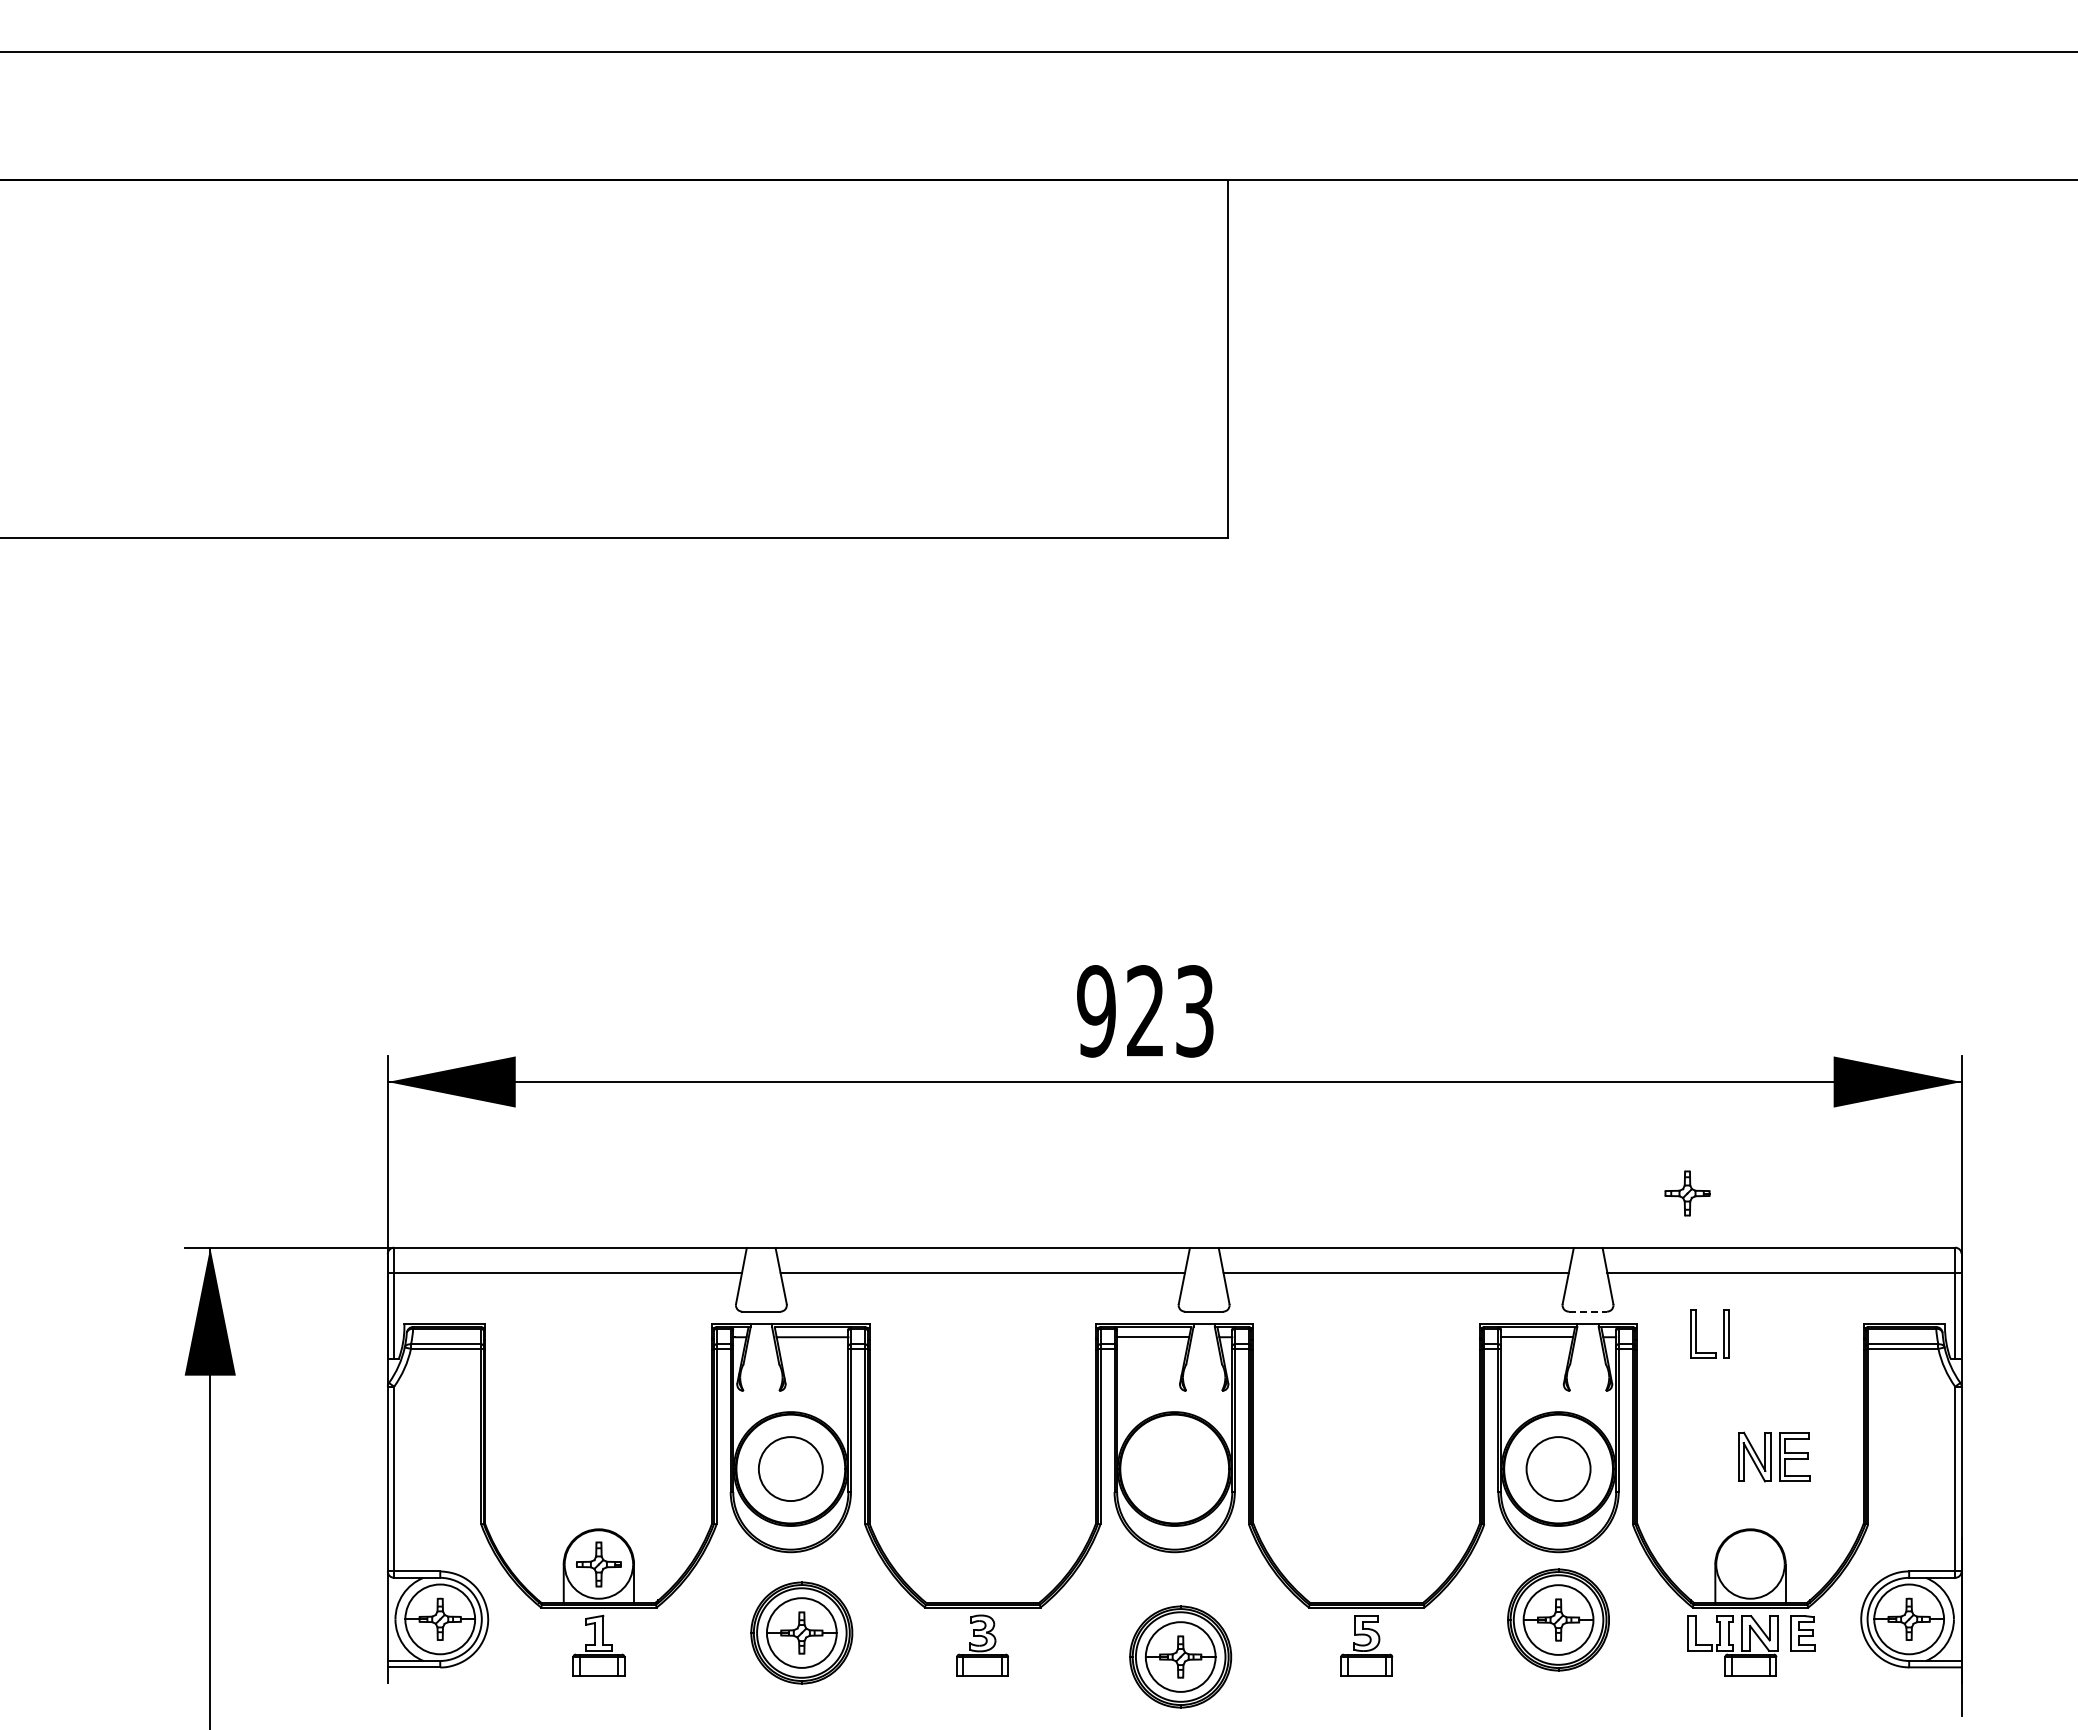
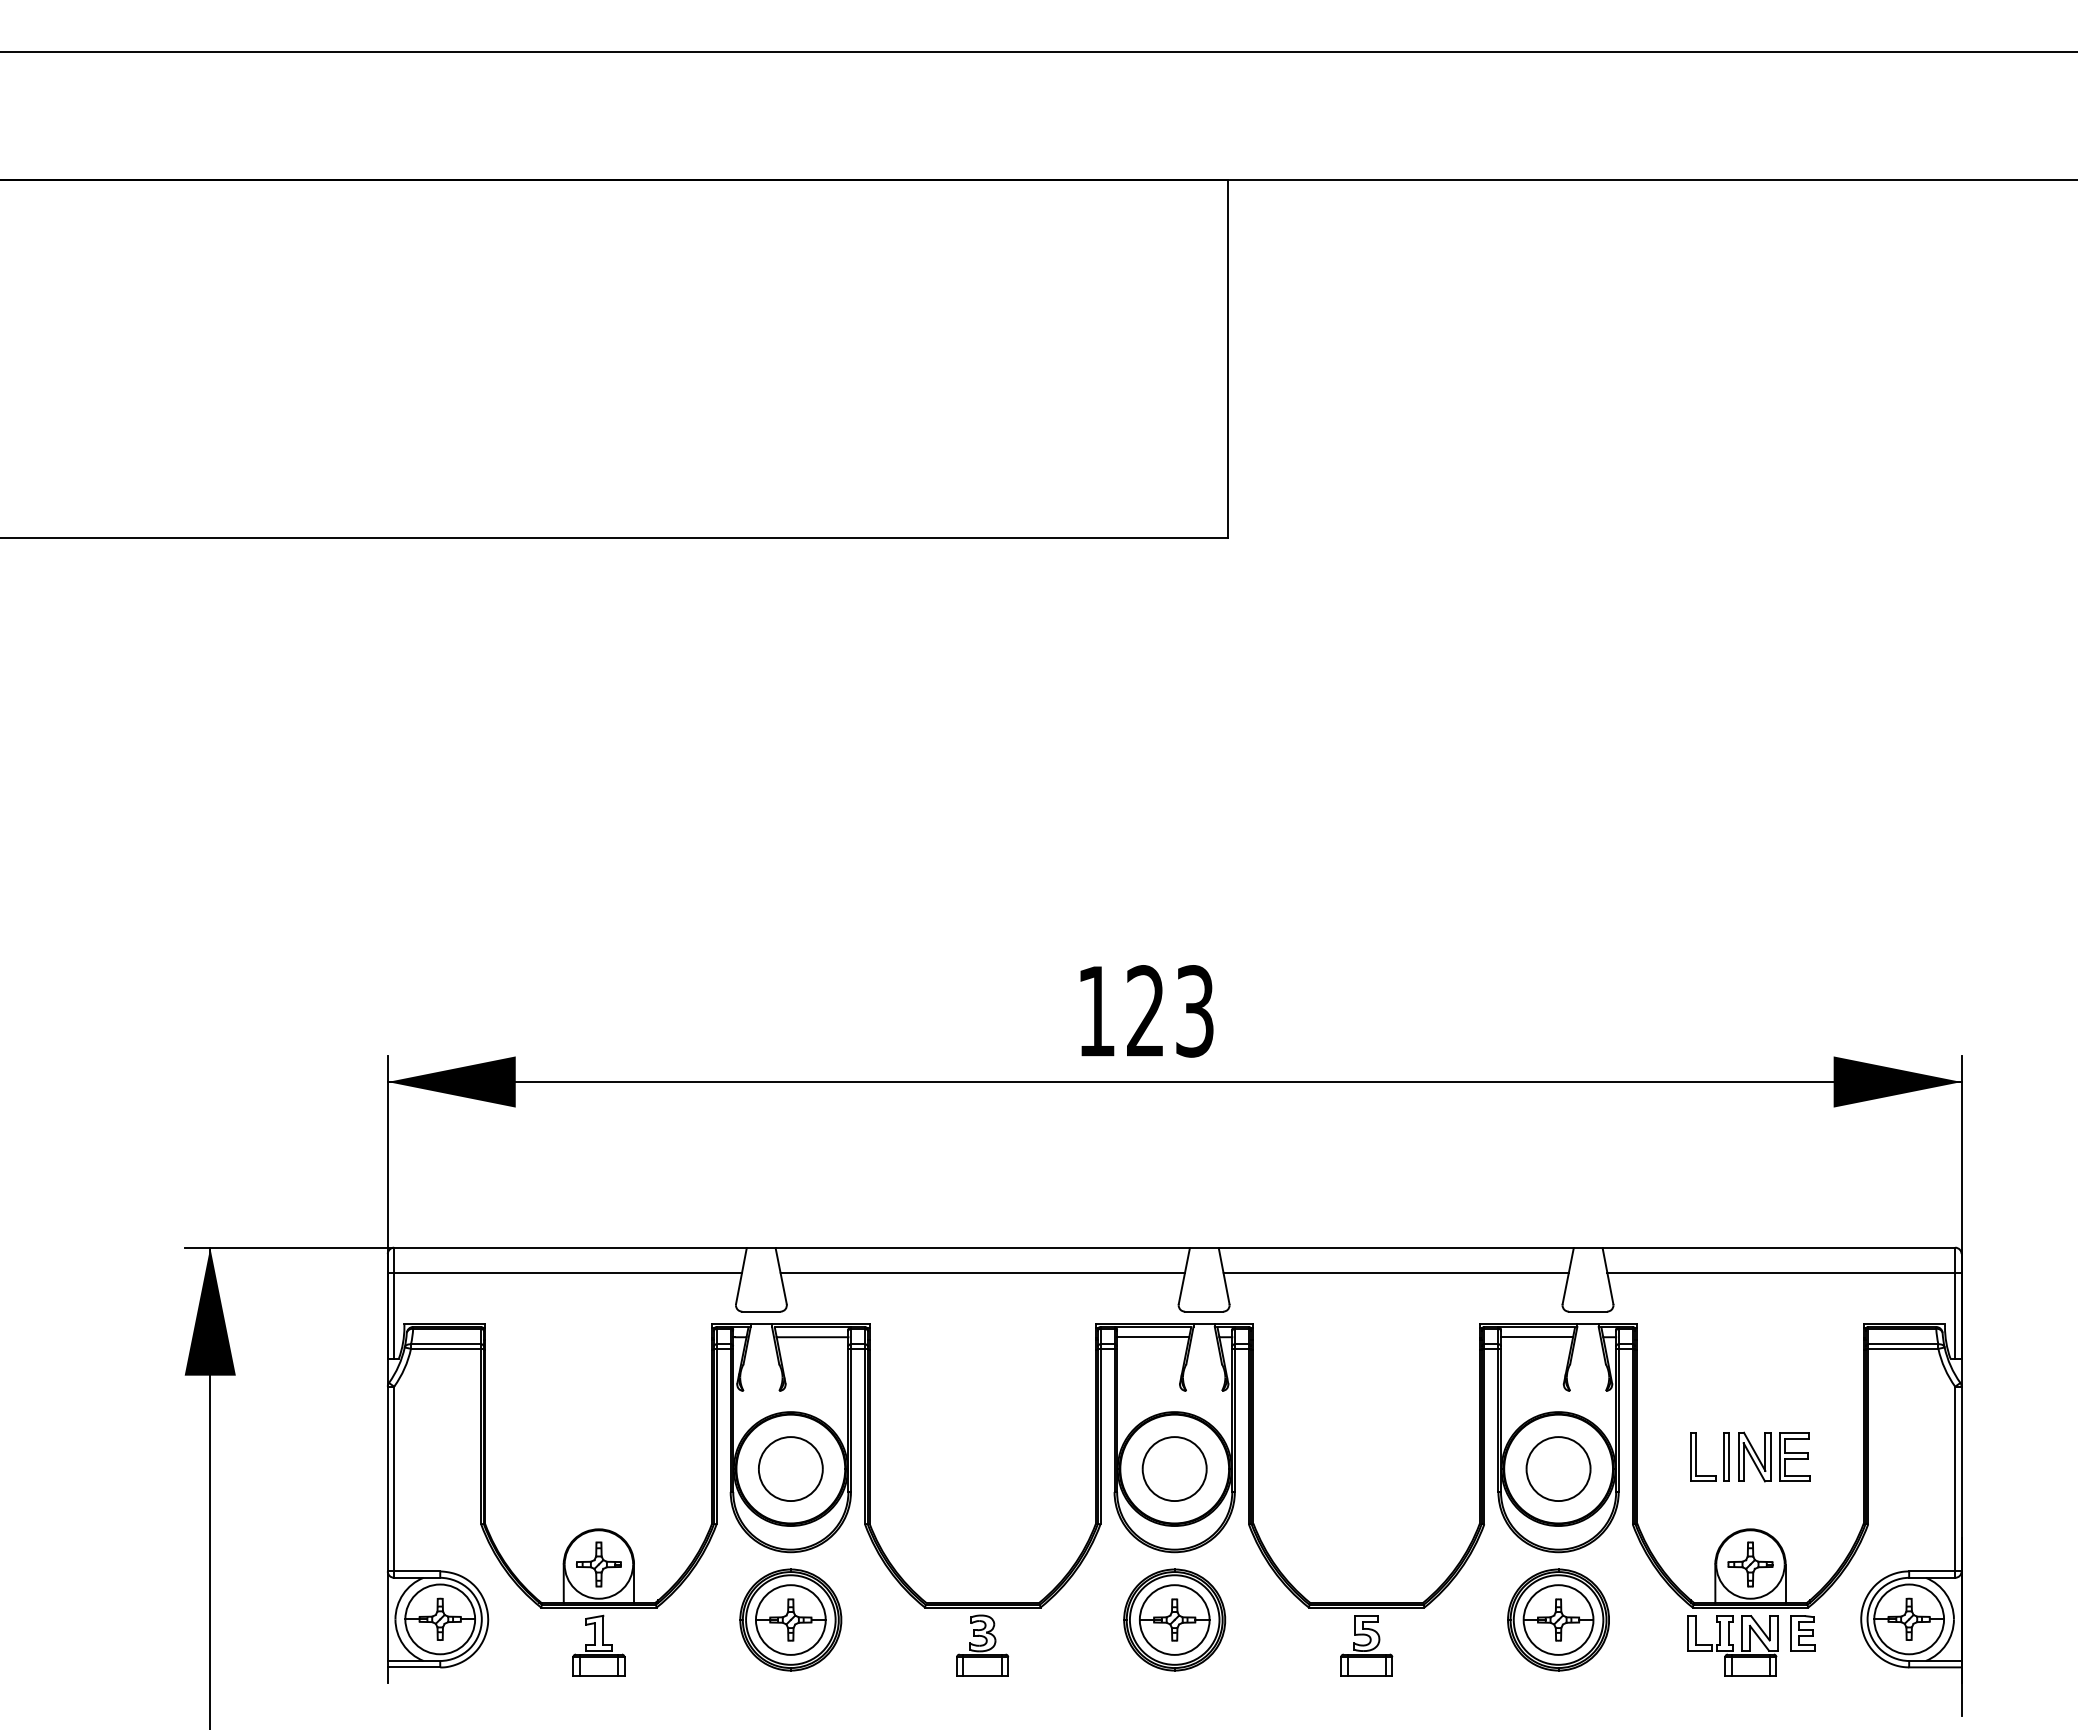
text: 923 -> 123 (1096, 1011)
part position: (1687, 1193) -> (1750, 1564) (1750, 1564)
line: dashed -> solid (1588, 1311)
part position: (1696, 1333) -> (1696, 1456) (1696, 1456)
part: none -> present (1174, 1468)
part position: (801, 1632) -> (790, 1619) (790, 1619)
part position: (1180, 1656) -> (1174, 1619) (1174, 1619)
